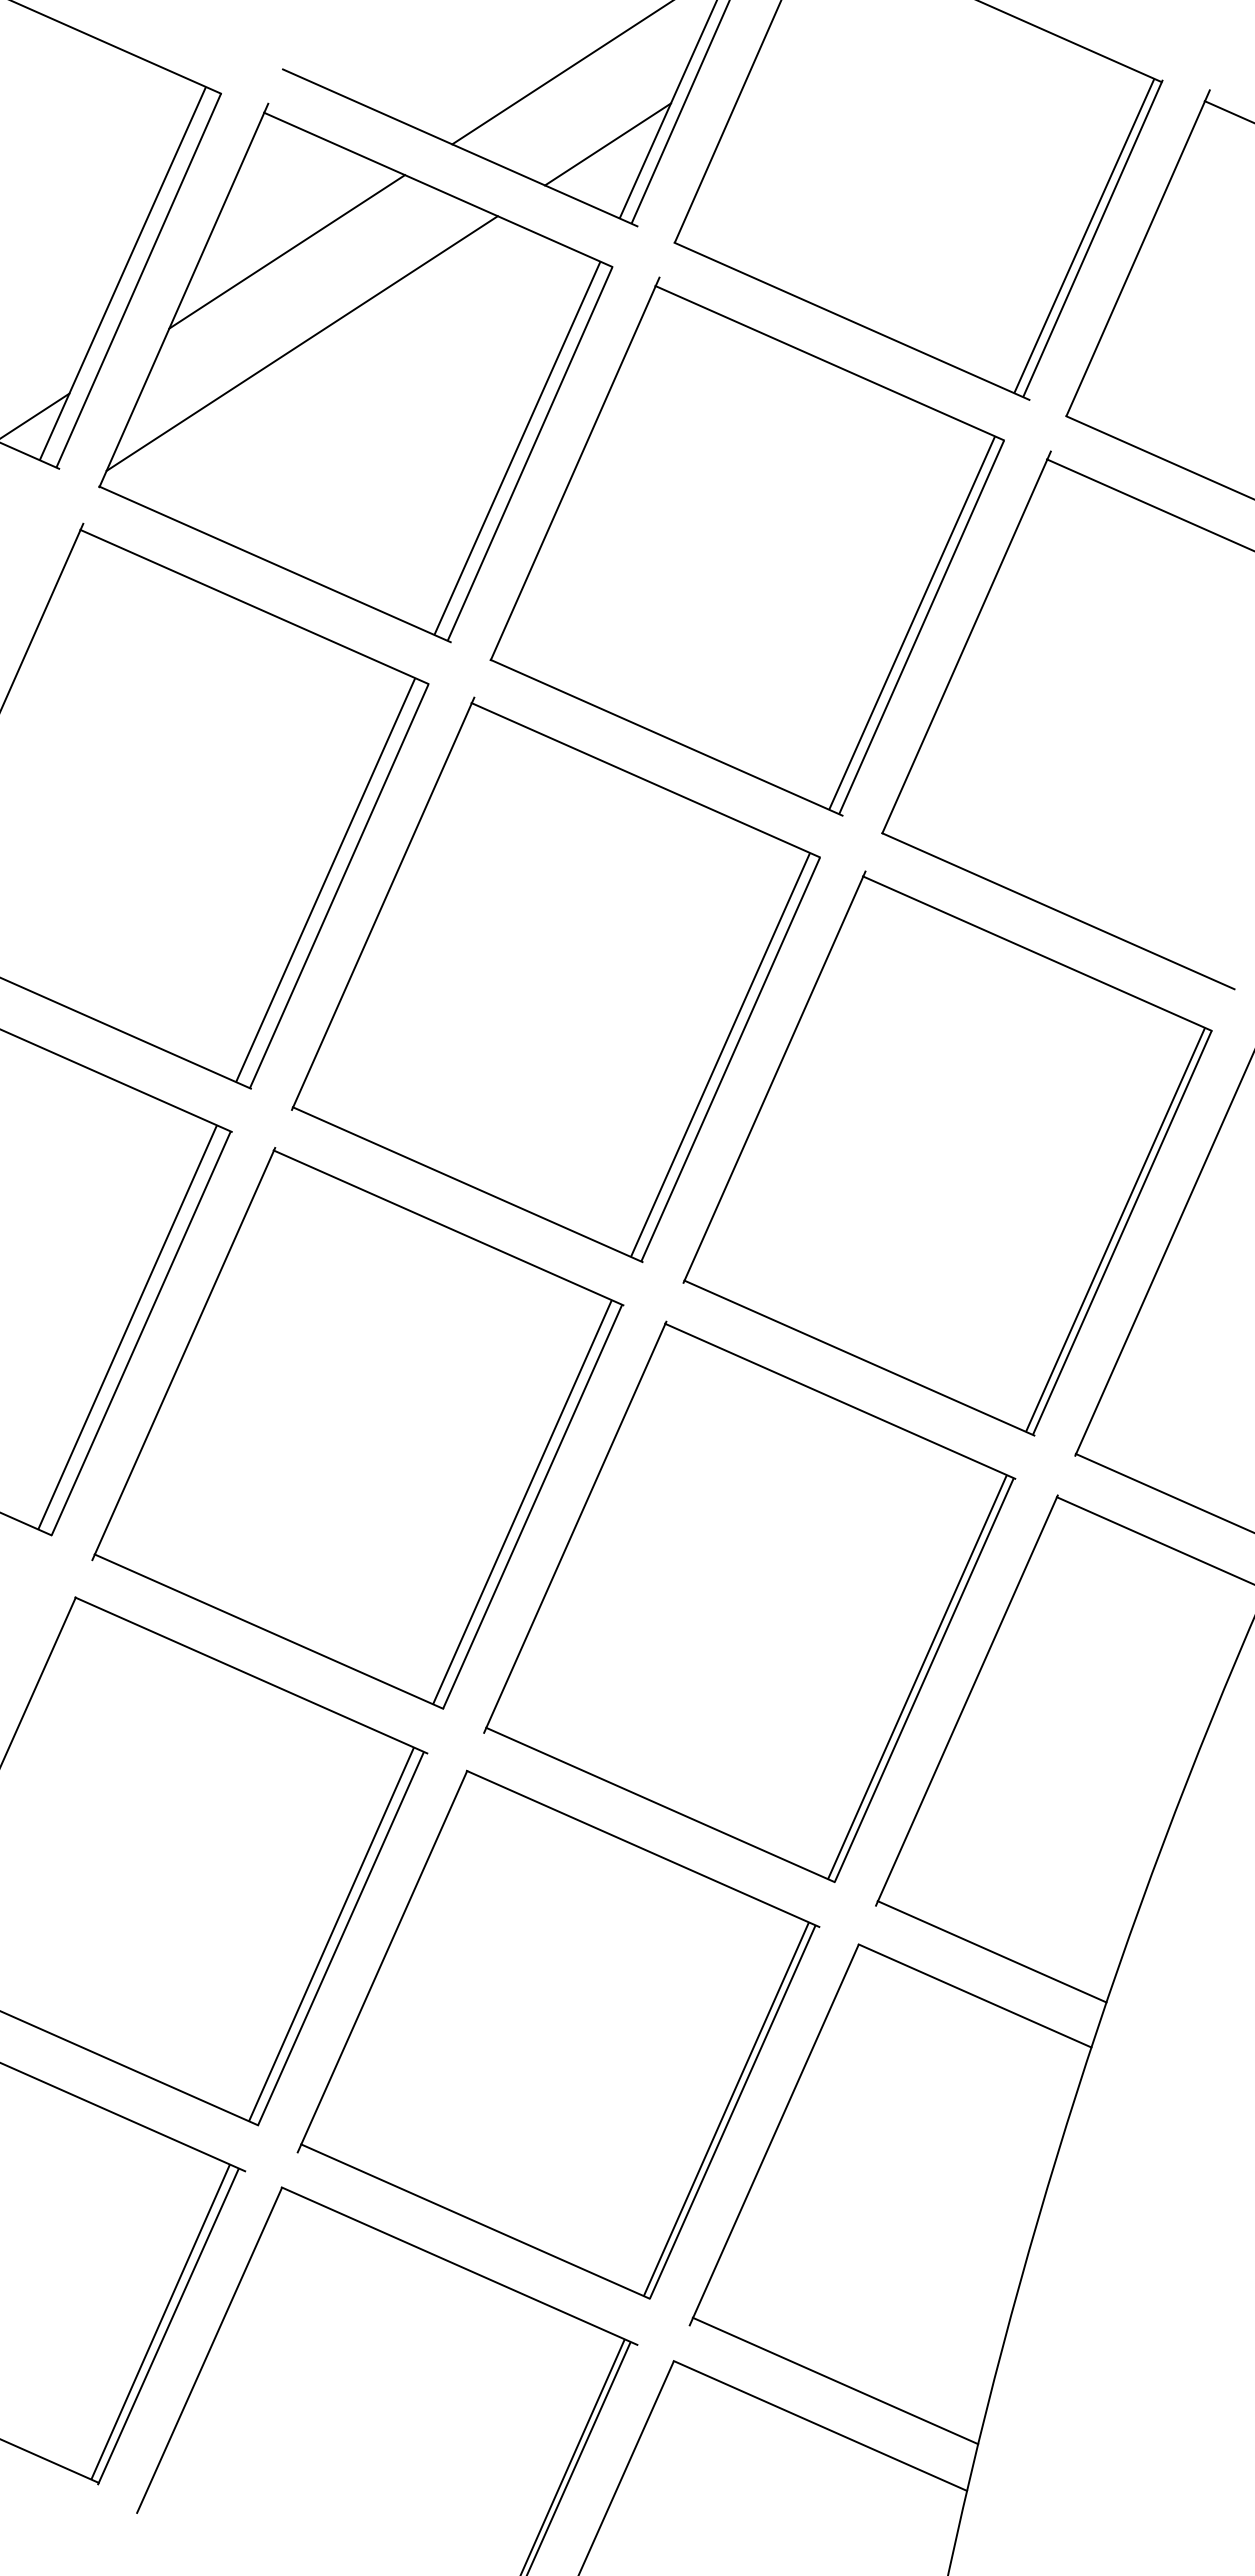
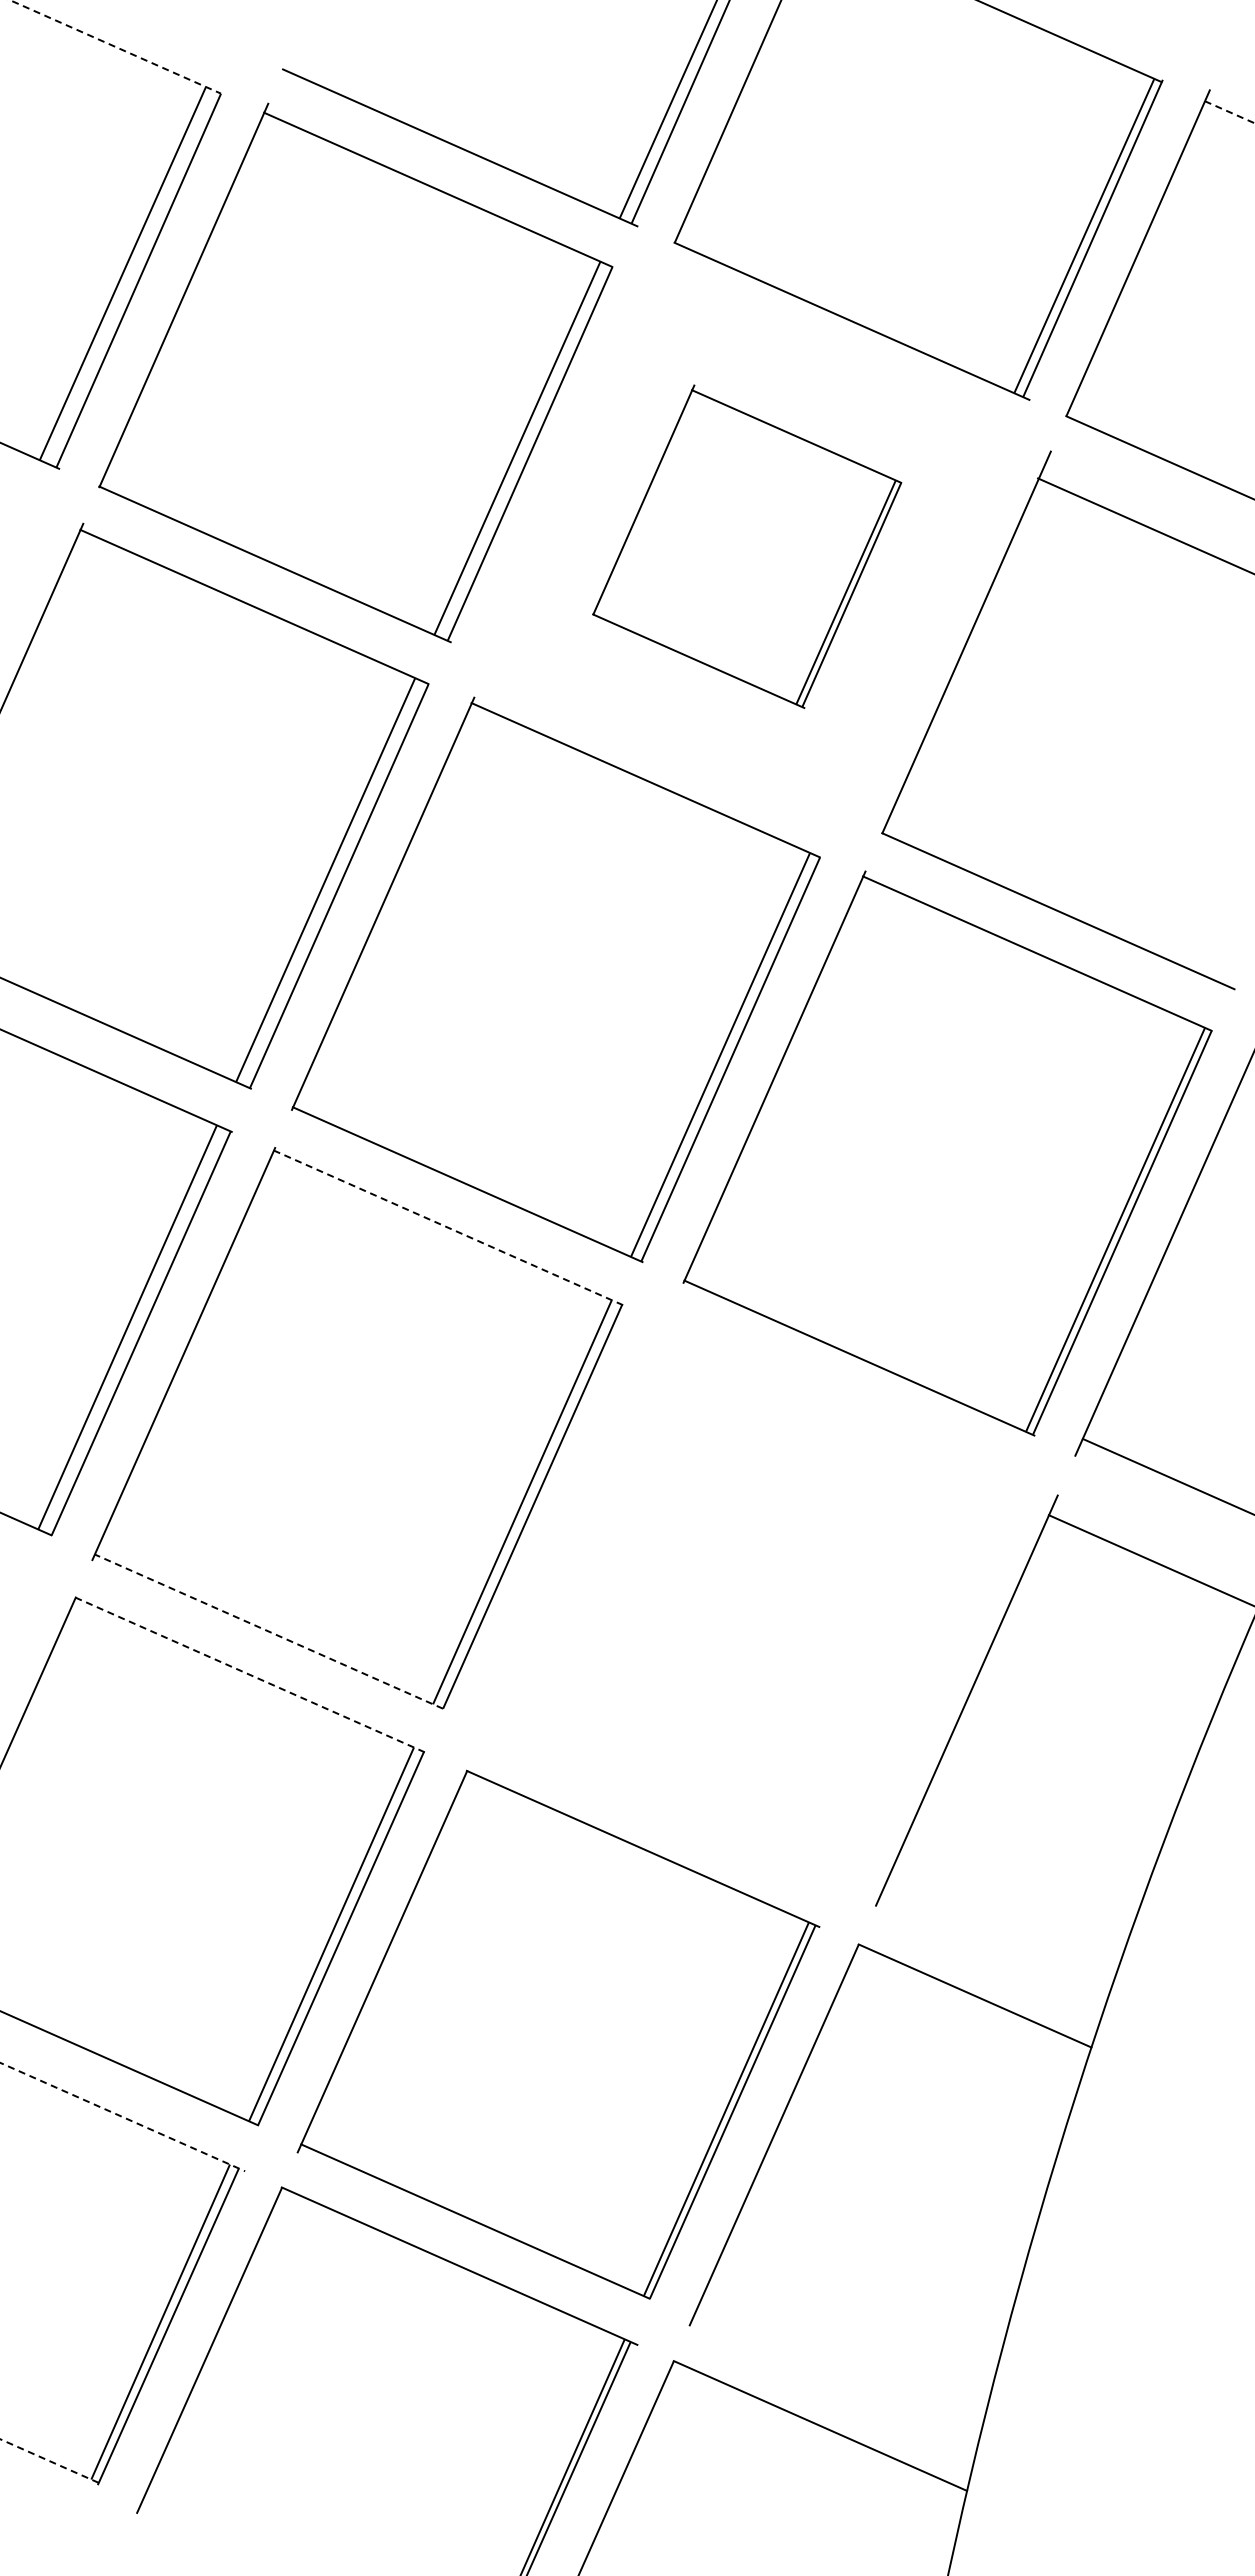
line: solid -> dashed (115, 47)
line: present -> none (561, 73)
line: solid -> dashed (1229, 112)
line: present -> none (608, 144)
line: present -> none (287, 251)
line: present -> none (301, 343)
line: present -> none (35, 415)
line position: (1149, 504) -> (1144, 525) (1144, 525)
part size: 516x541 px -> 311x325 px (747, 546)
line: solid -> dashed (449, 1228)
line position: (1163, 1492) -> (1166, 1475) (1166, 1475)
line position: (1153, 1540) -> (1149, 1560) (1149, 1560)
part: present -> none (749, 1601)
line: solid -> dashed (268, 1631)
line: solid -> dashed (251, 1675)
line: present -> none (991, 1951)
line: solid -> dashed (122, 2117)
line: present -> none (835, 2380)
line: solid -> dashed (49, 2461)
